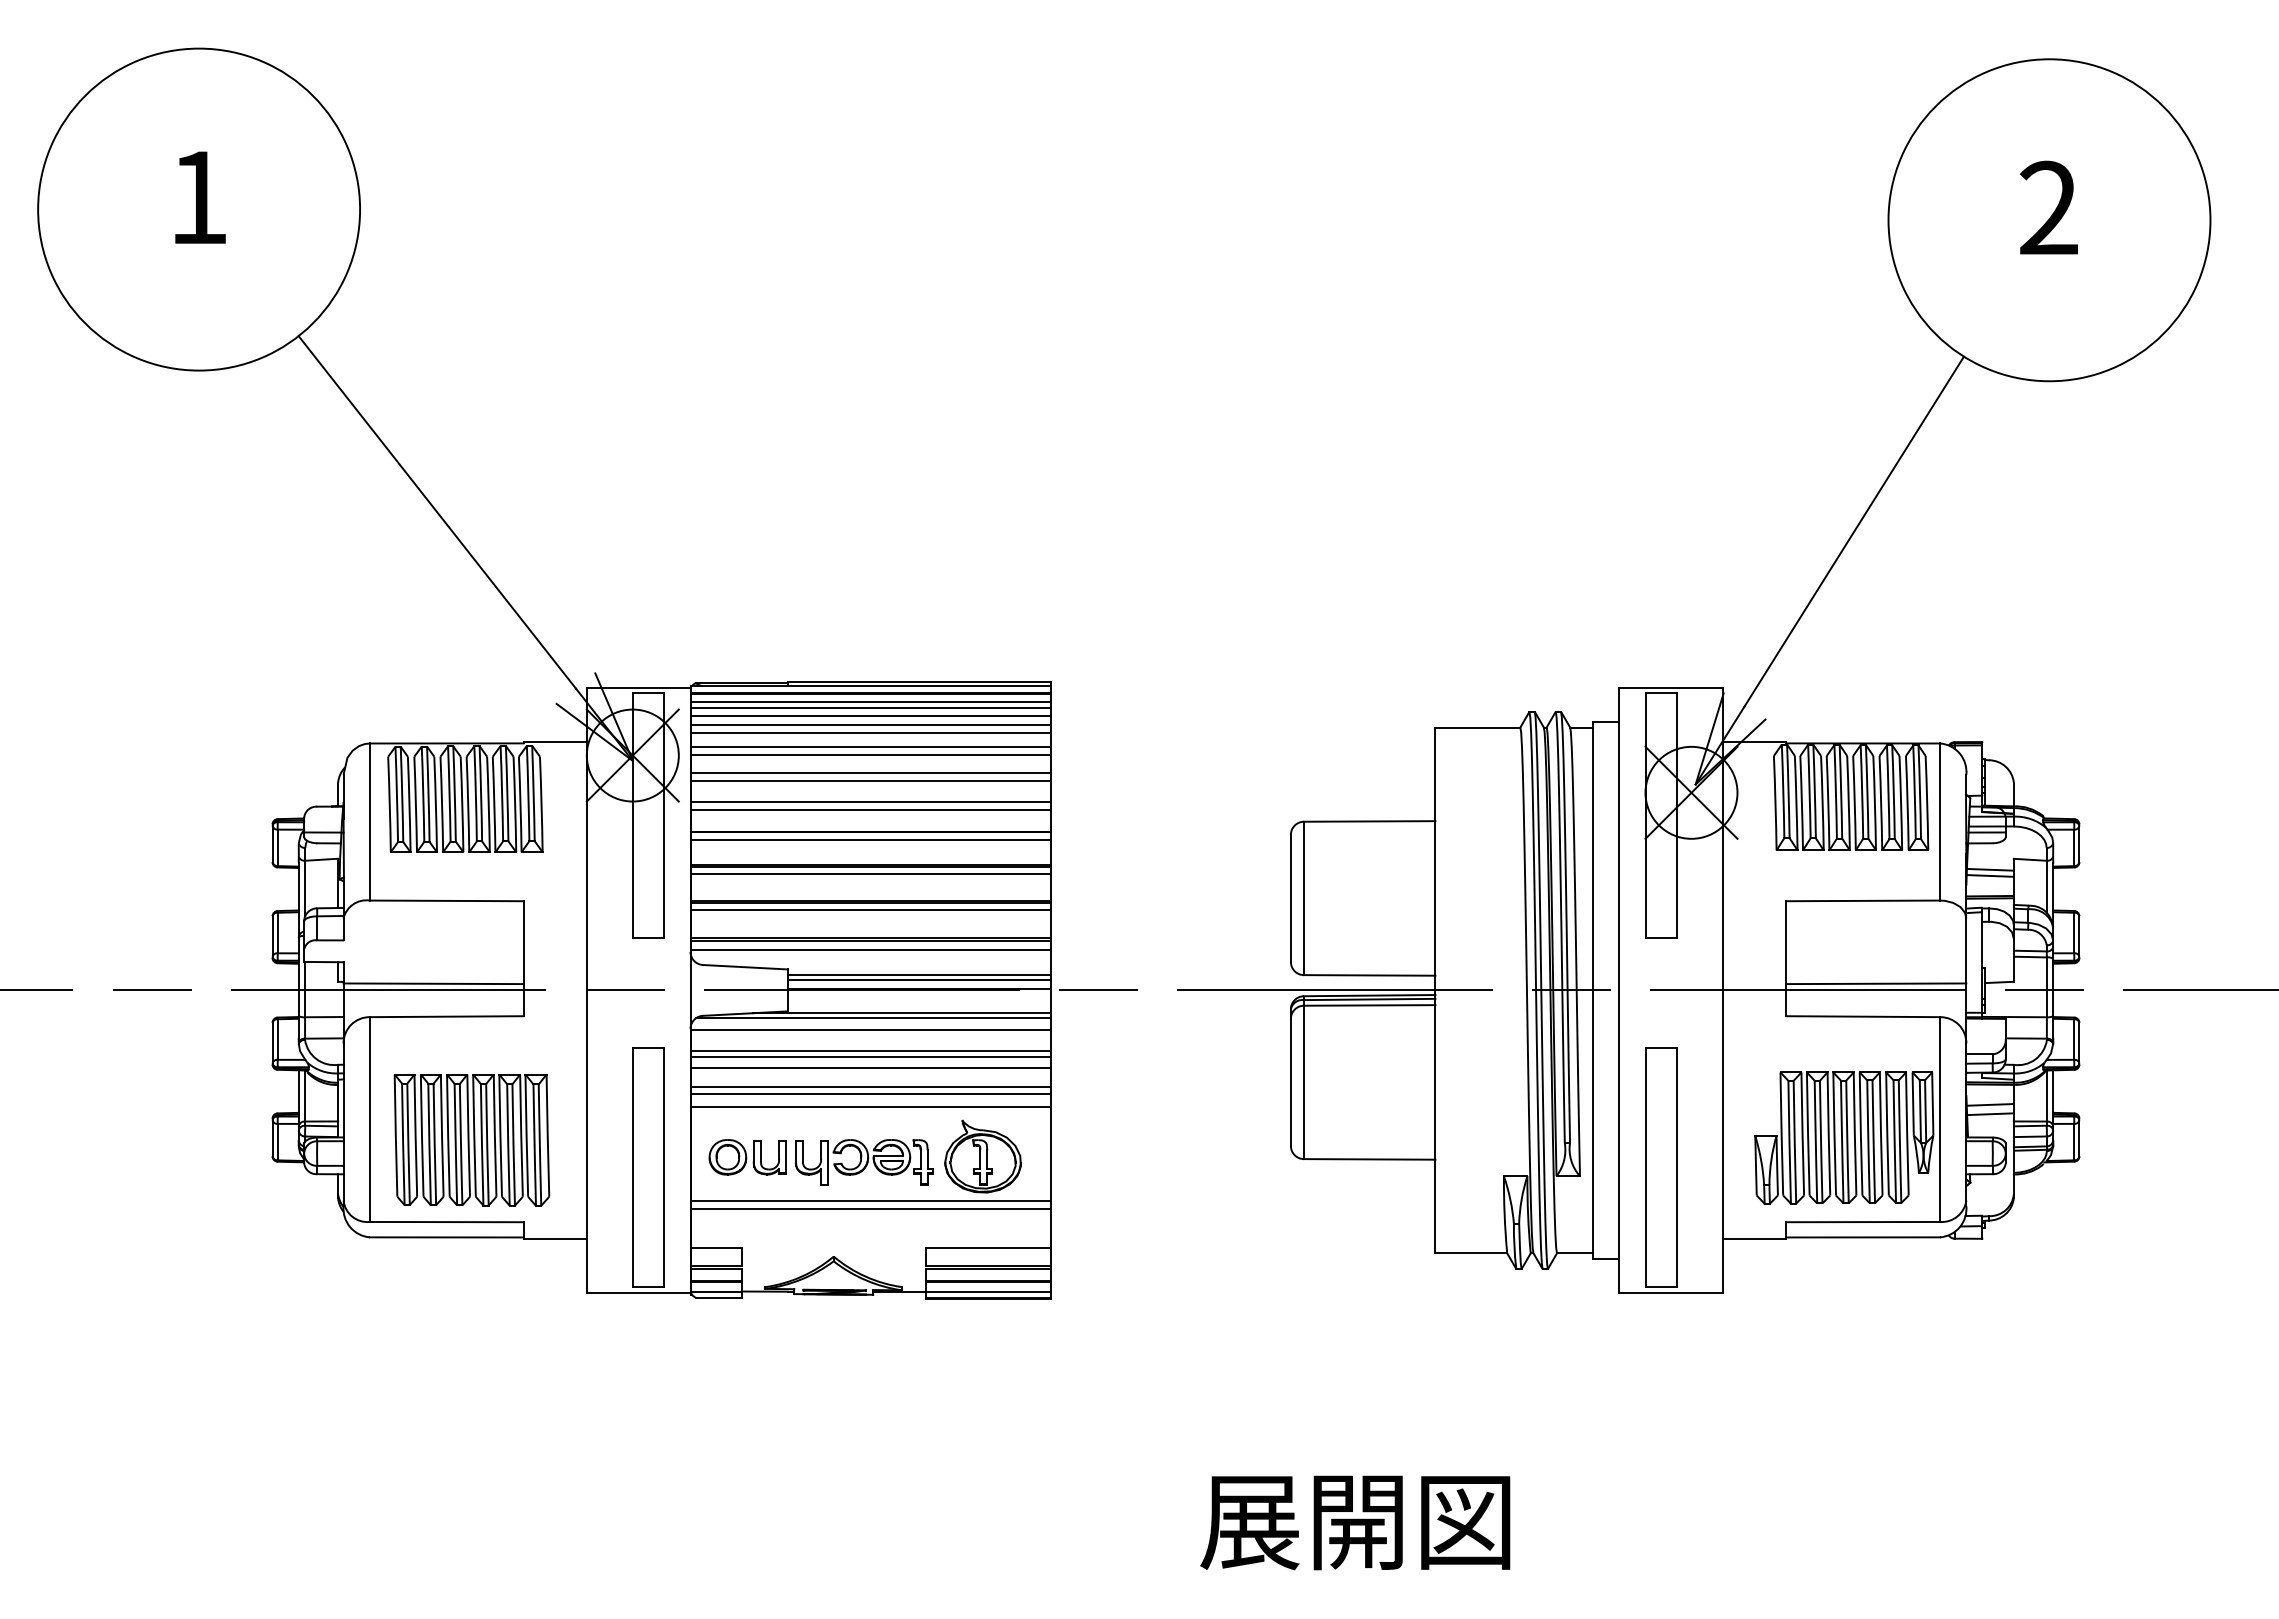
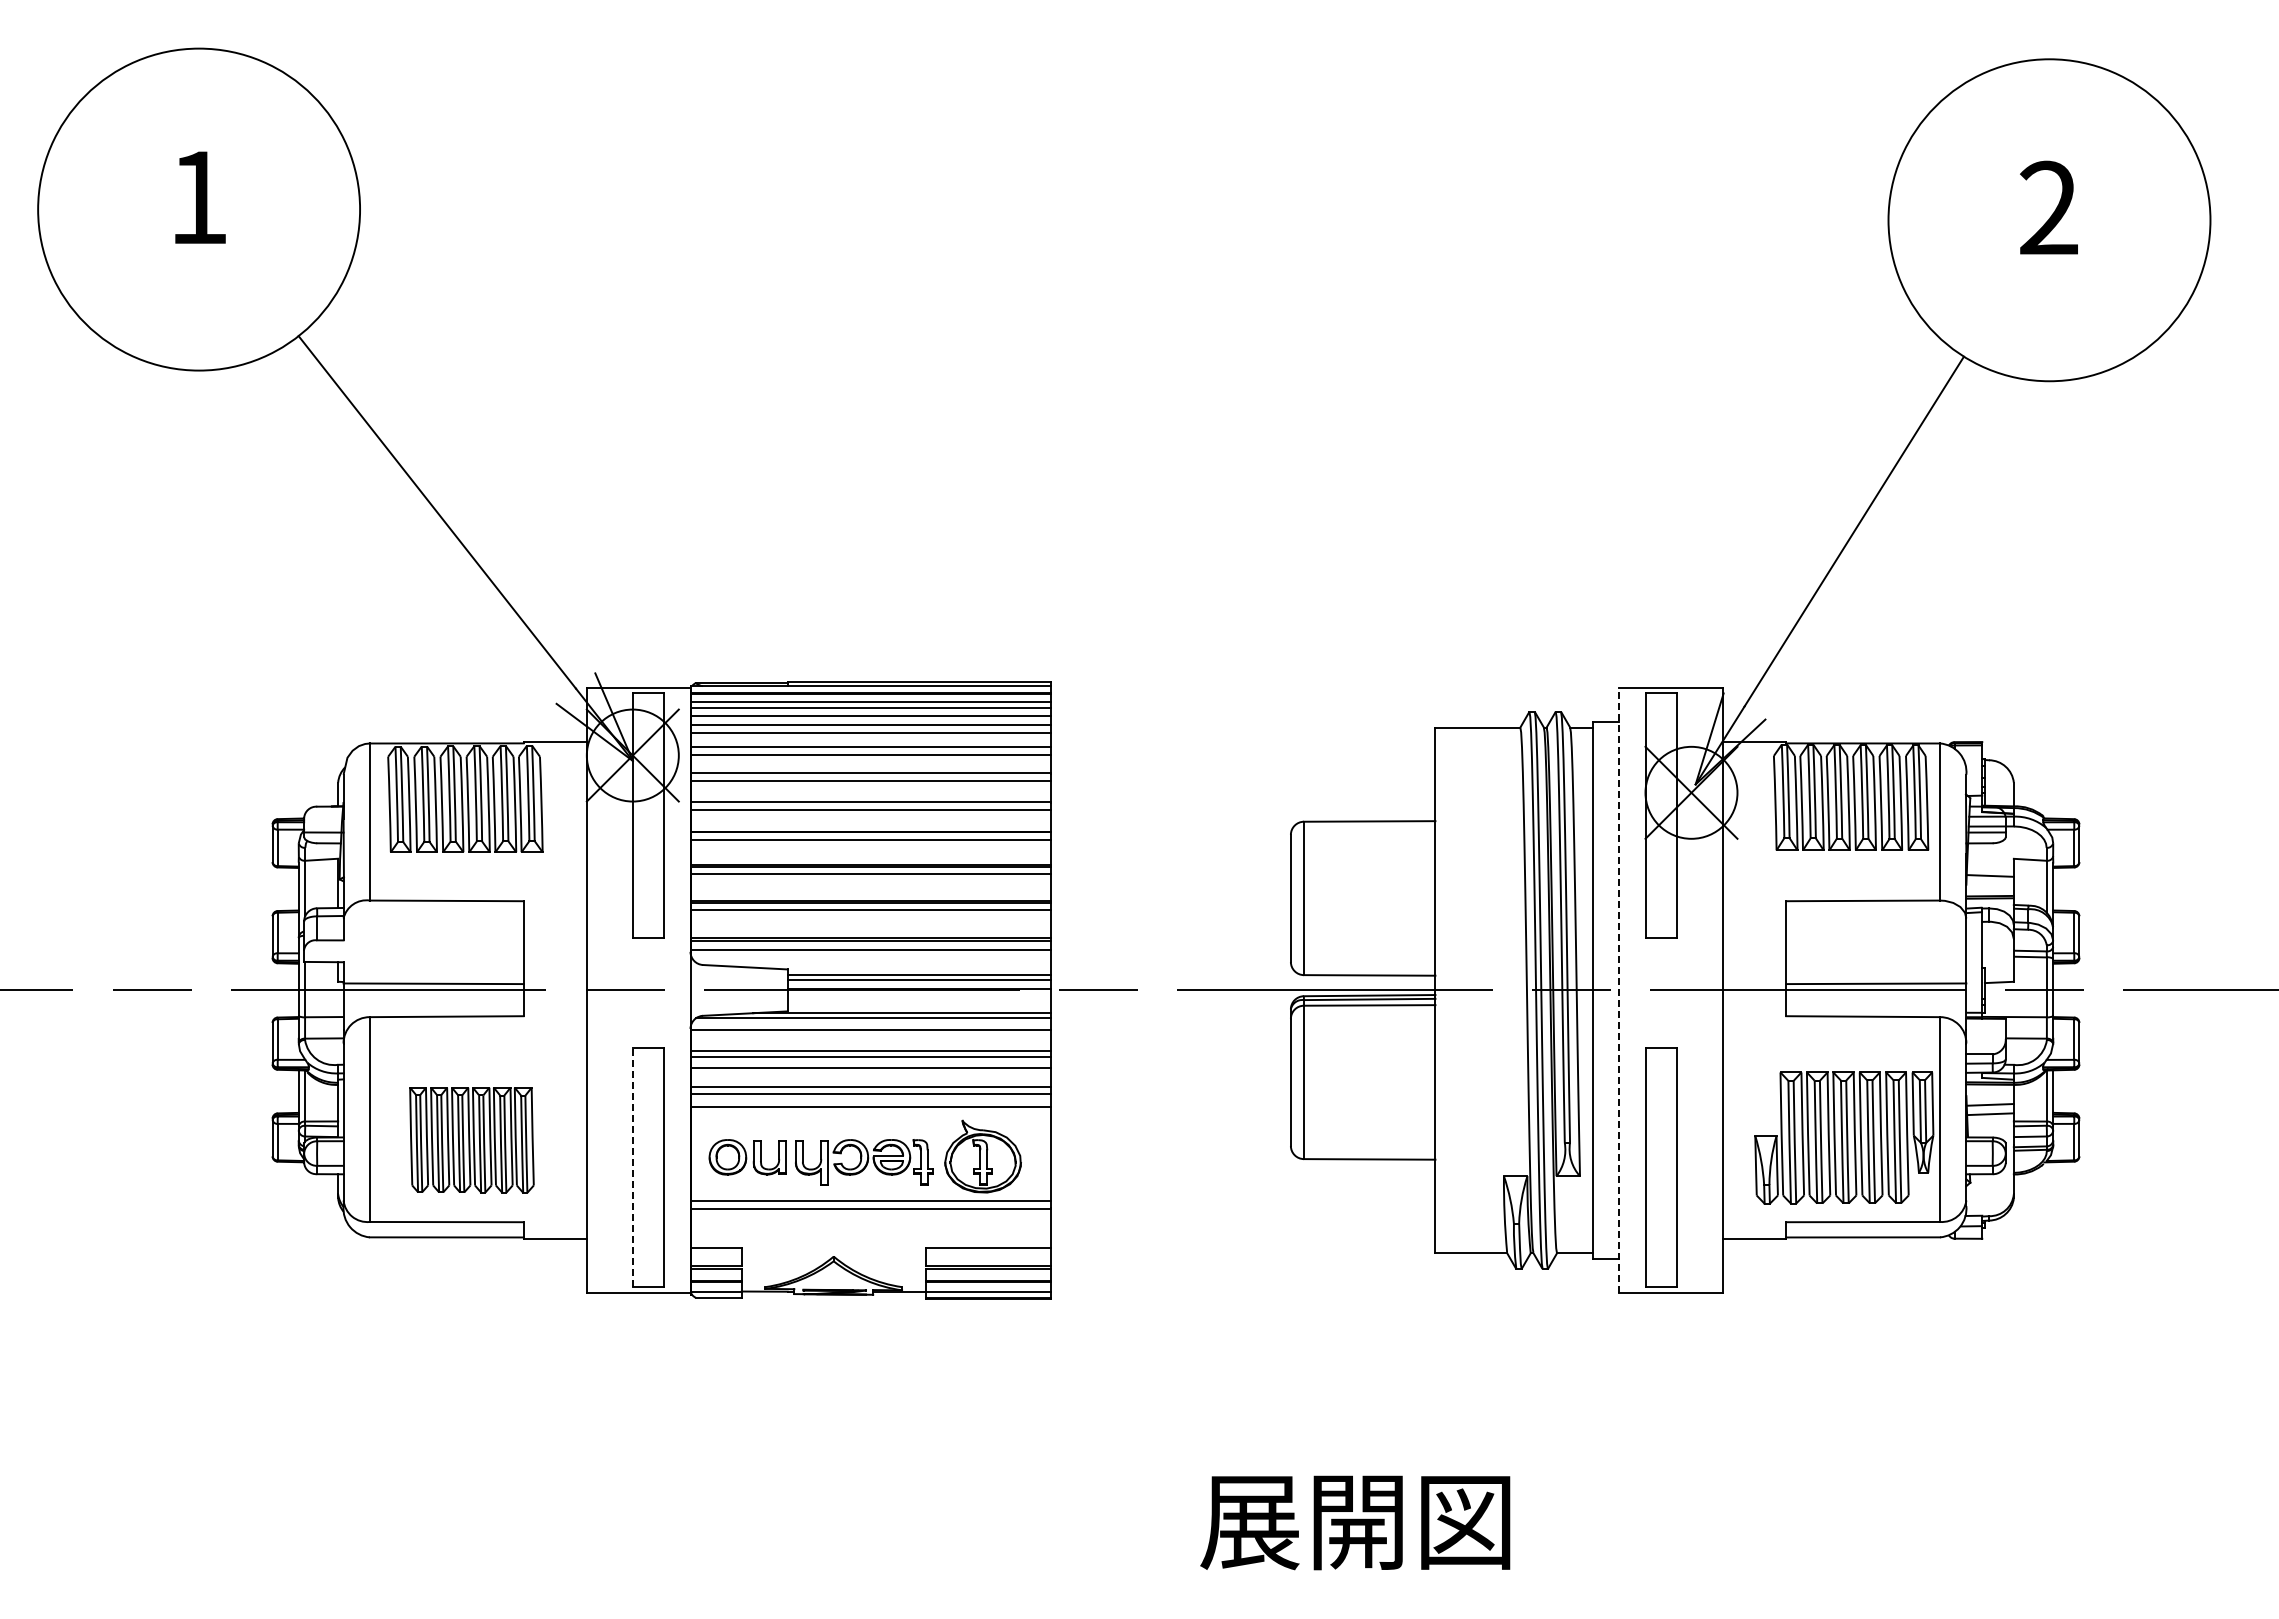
line: present -> none (1989, 869)
line: solid -> dashed (1619, 989)
part size: 158x133 px -> 126x107 px (471, 1140)
line: solid -> dashed (632, 1167)
